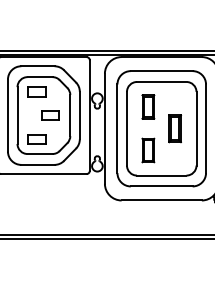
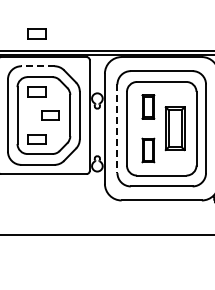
part: none -> present (36, 33)
line: solid -> dashed (37, 66)
part size: 14x30 px -> 22x46 px (174, 128)
line: solid -> dashed (117, 129)
line: present -> none (106, 238)
